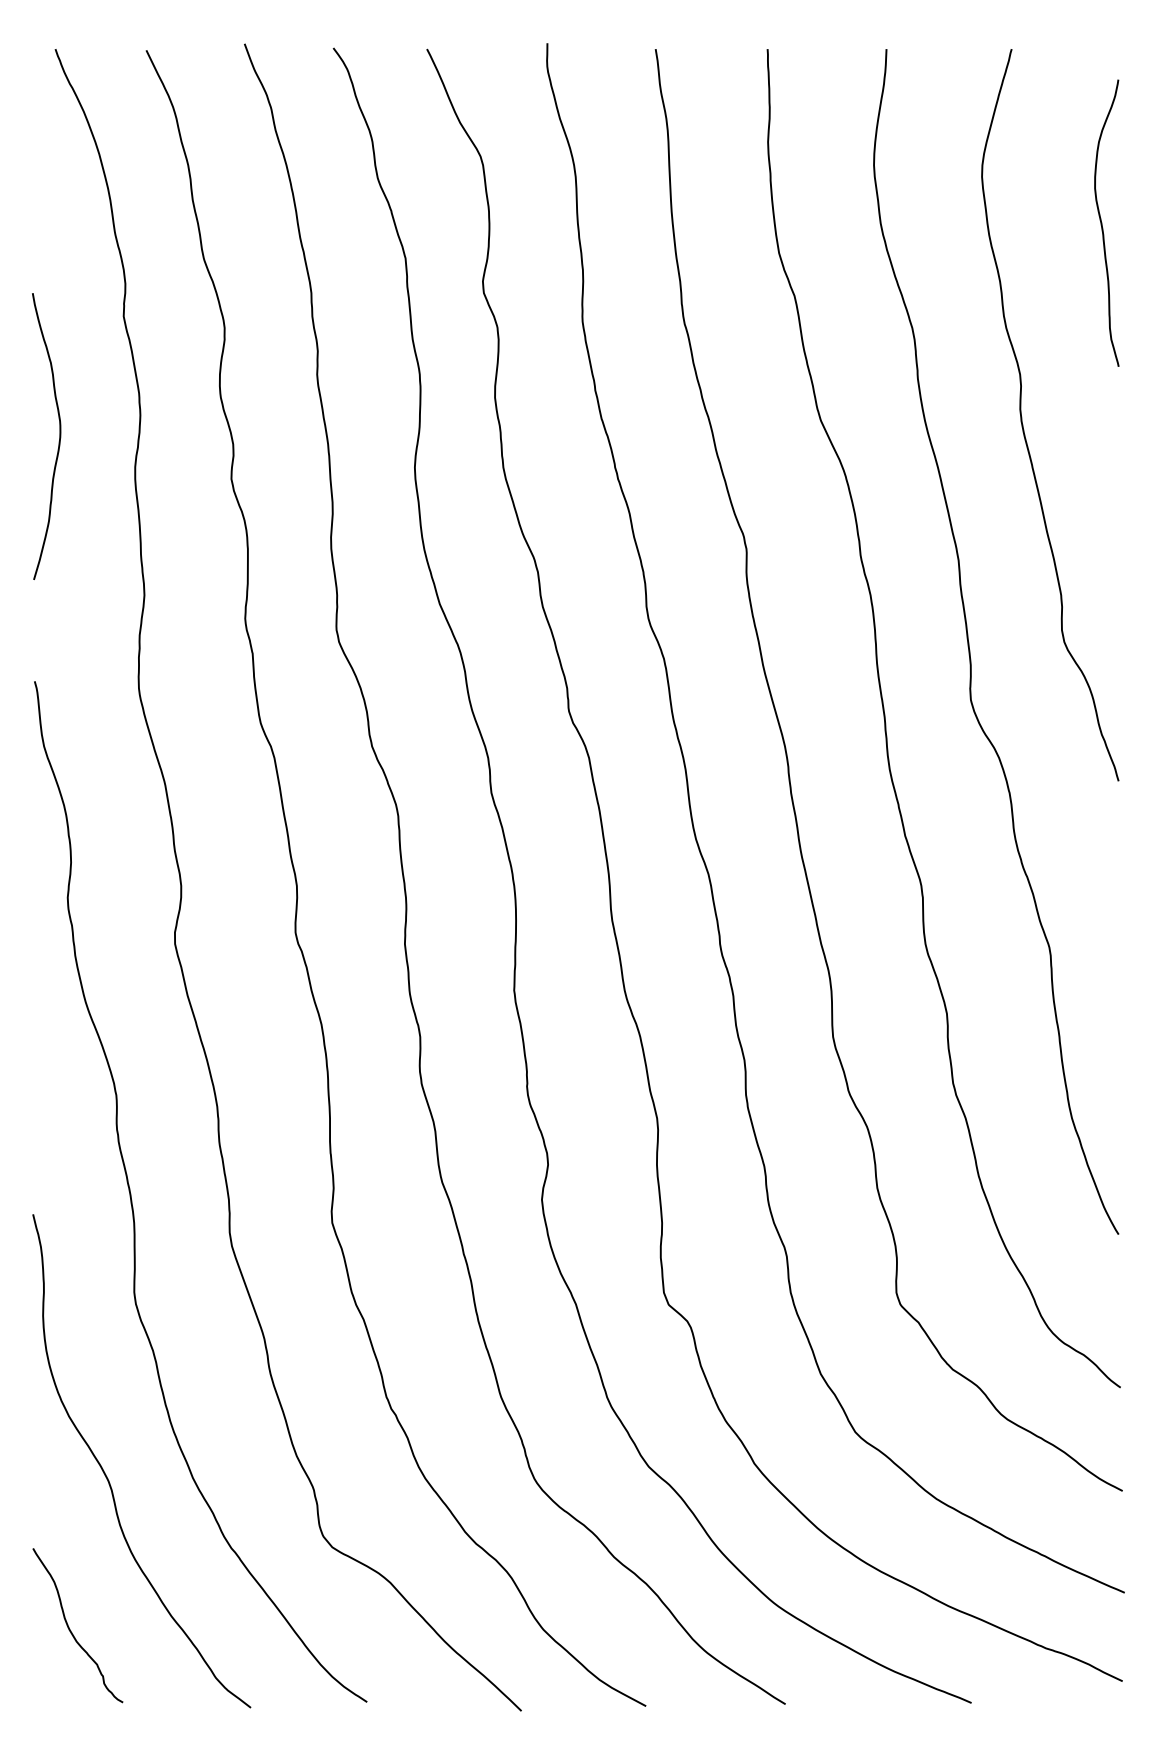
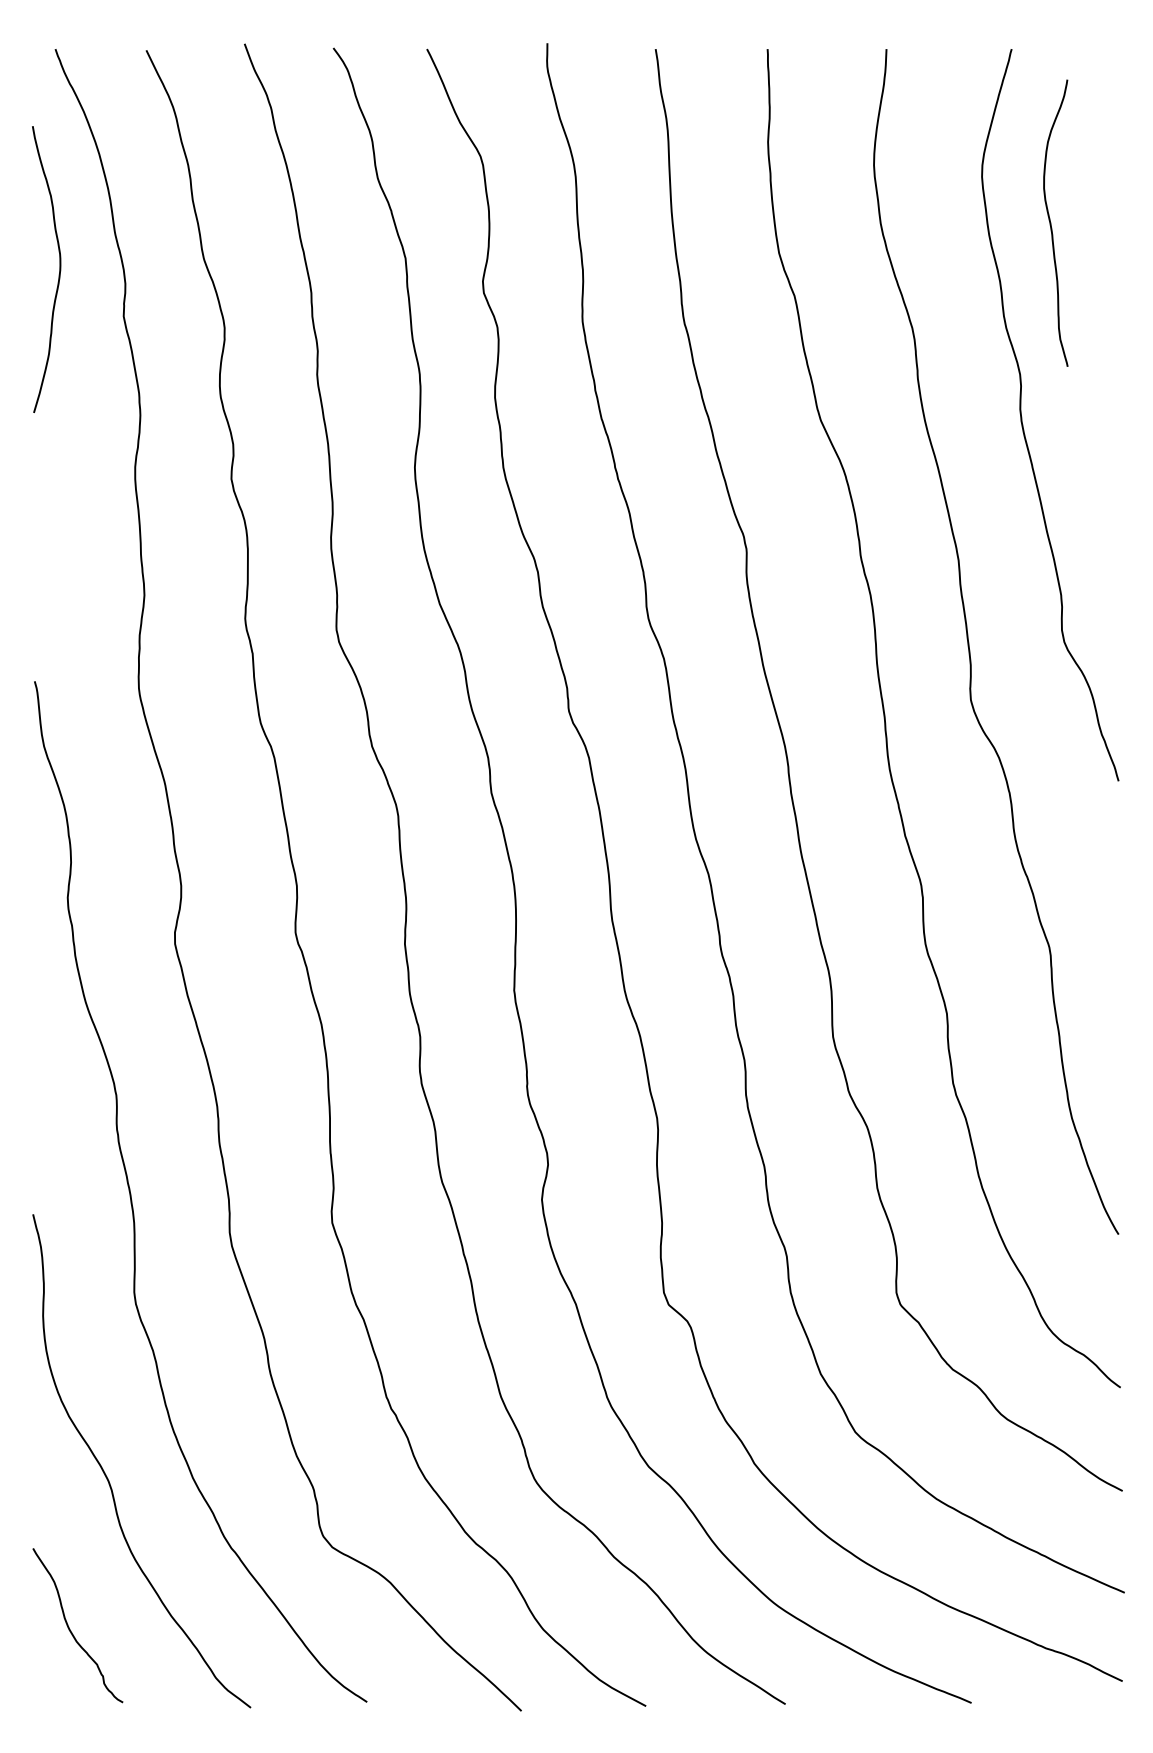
curve position: (1102, 222) -> (1051, 222) (1051, 222)
curve position: (59, 436) -> (59, 269) (59, 269)
